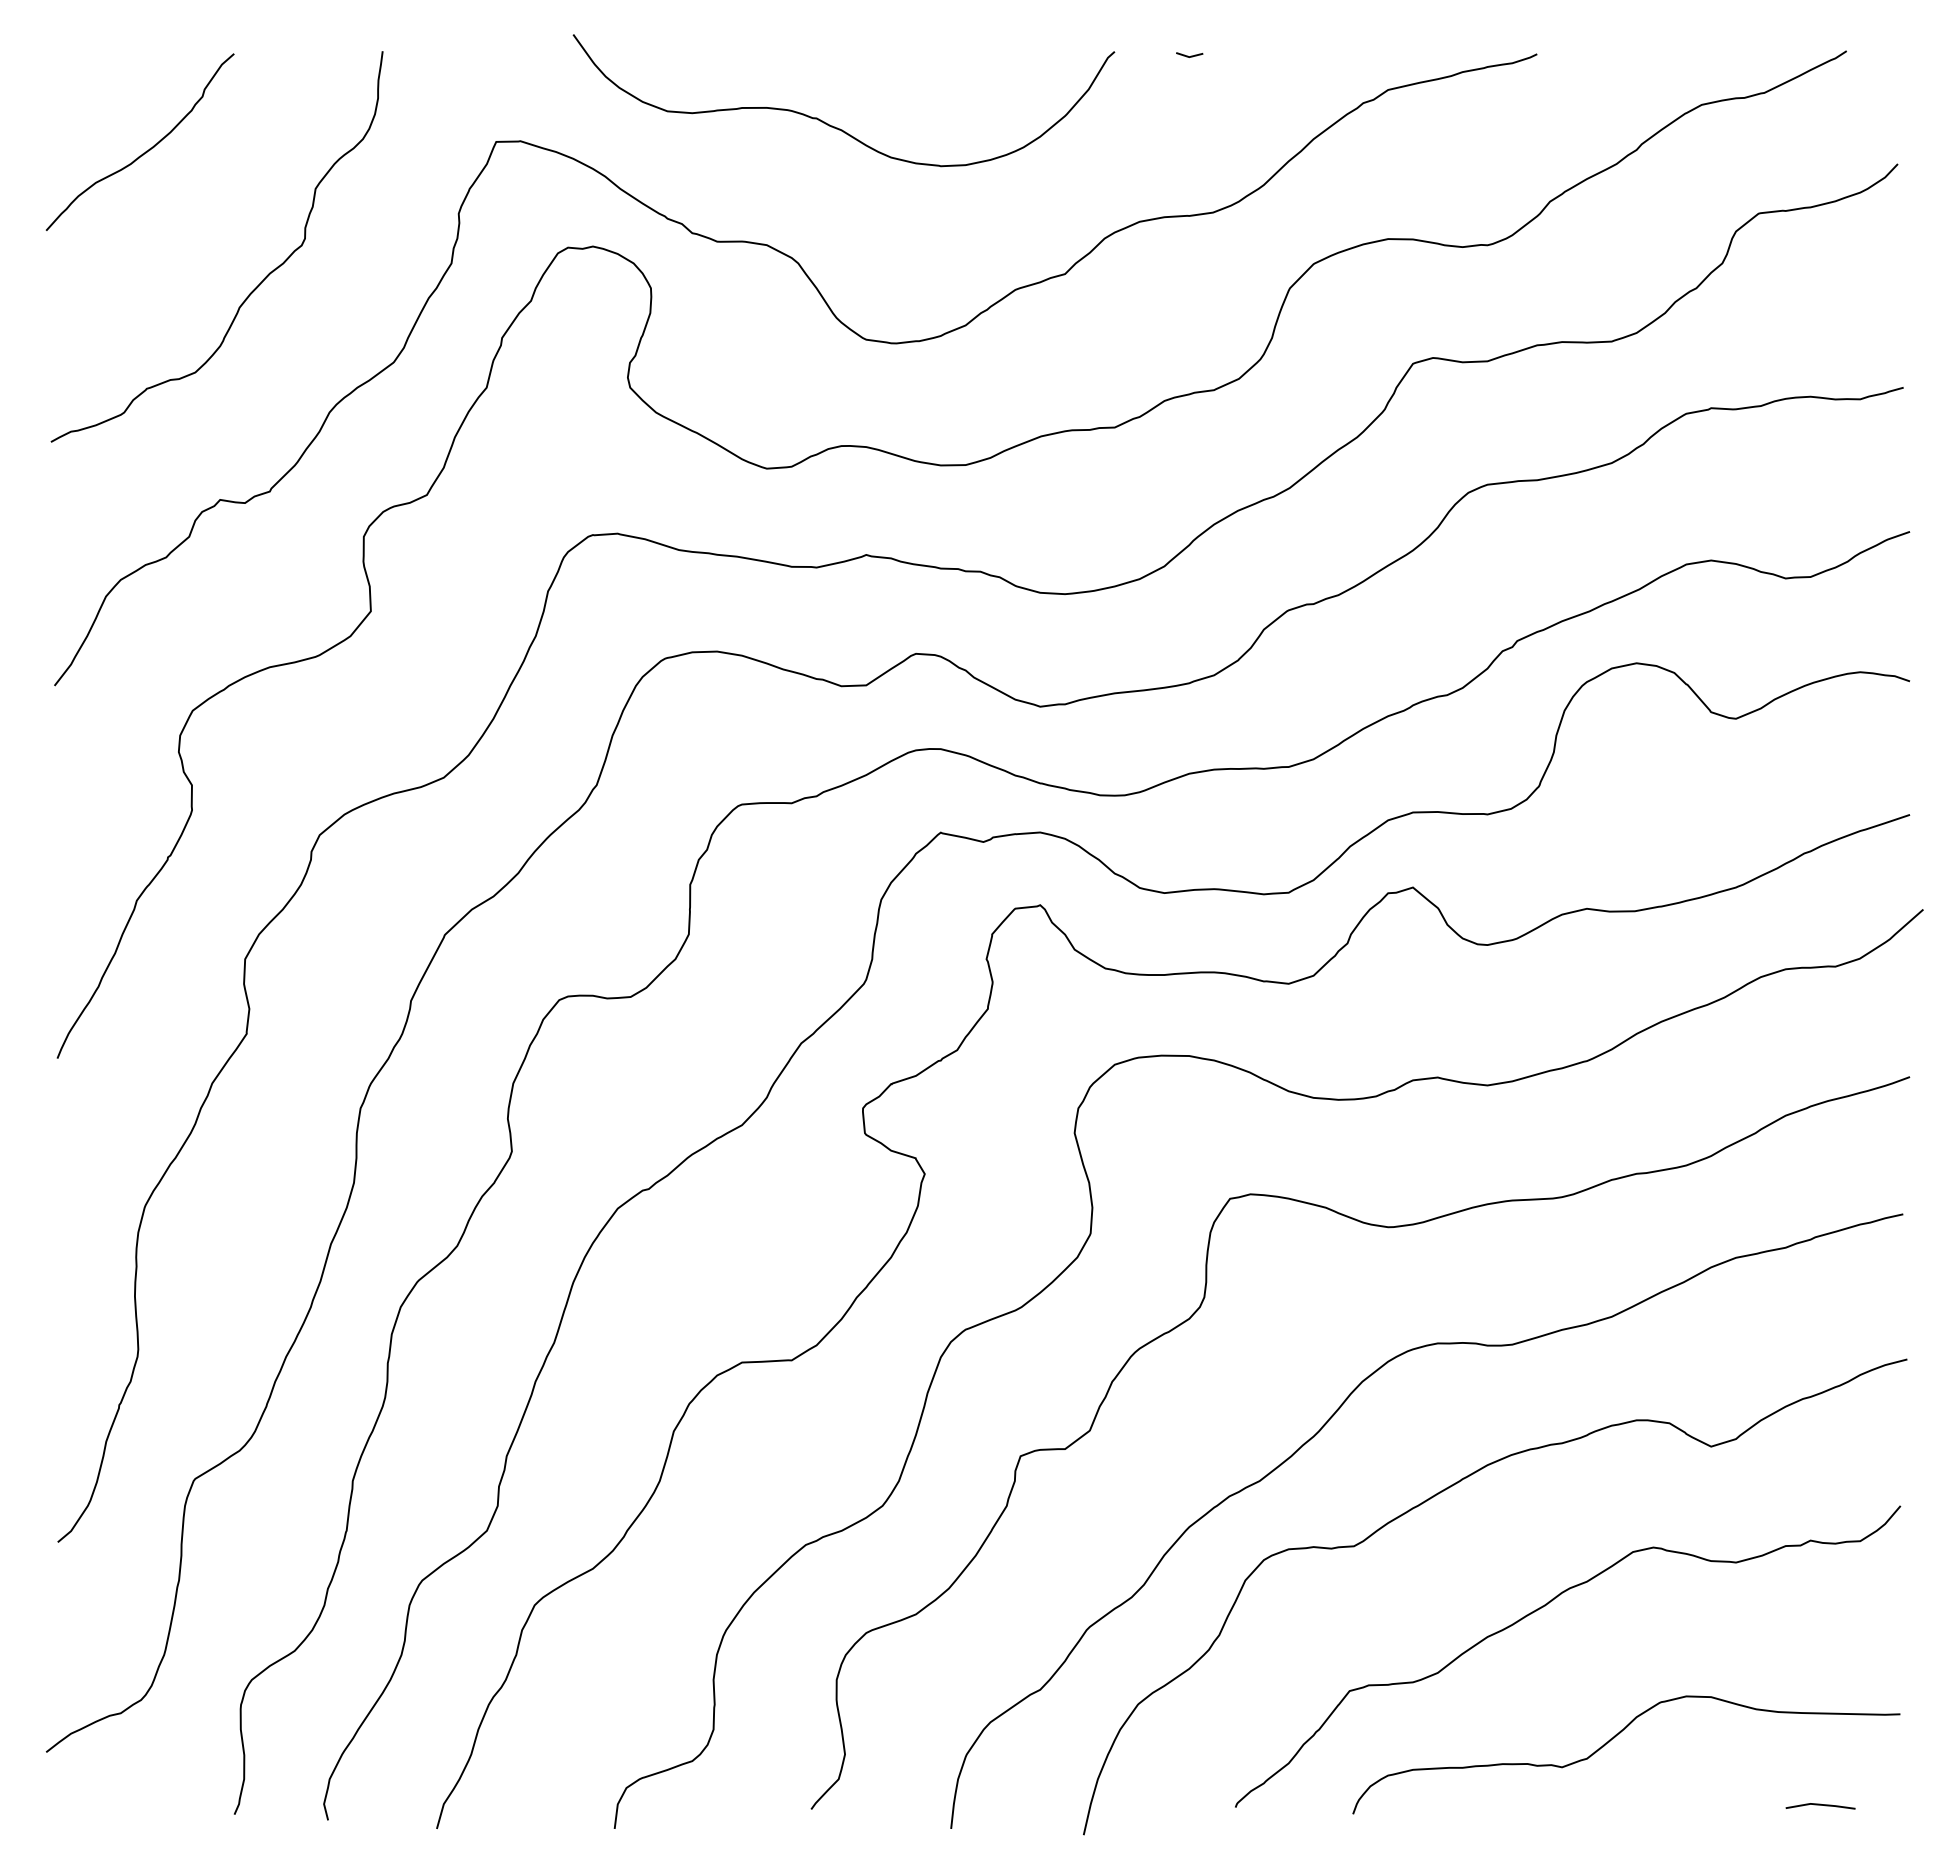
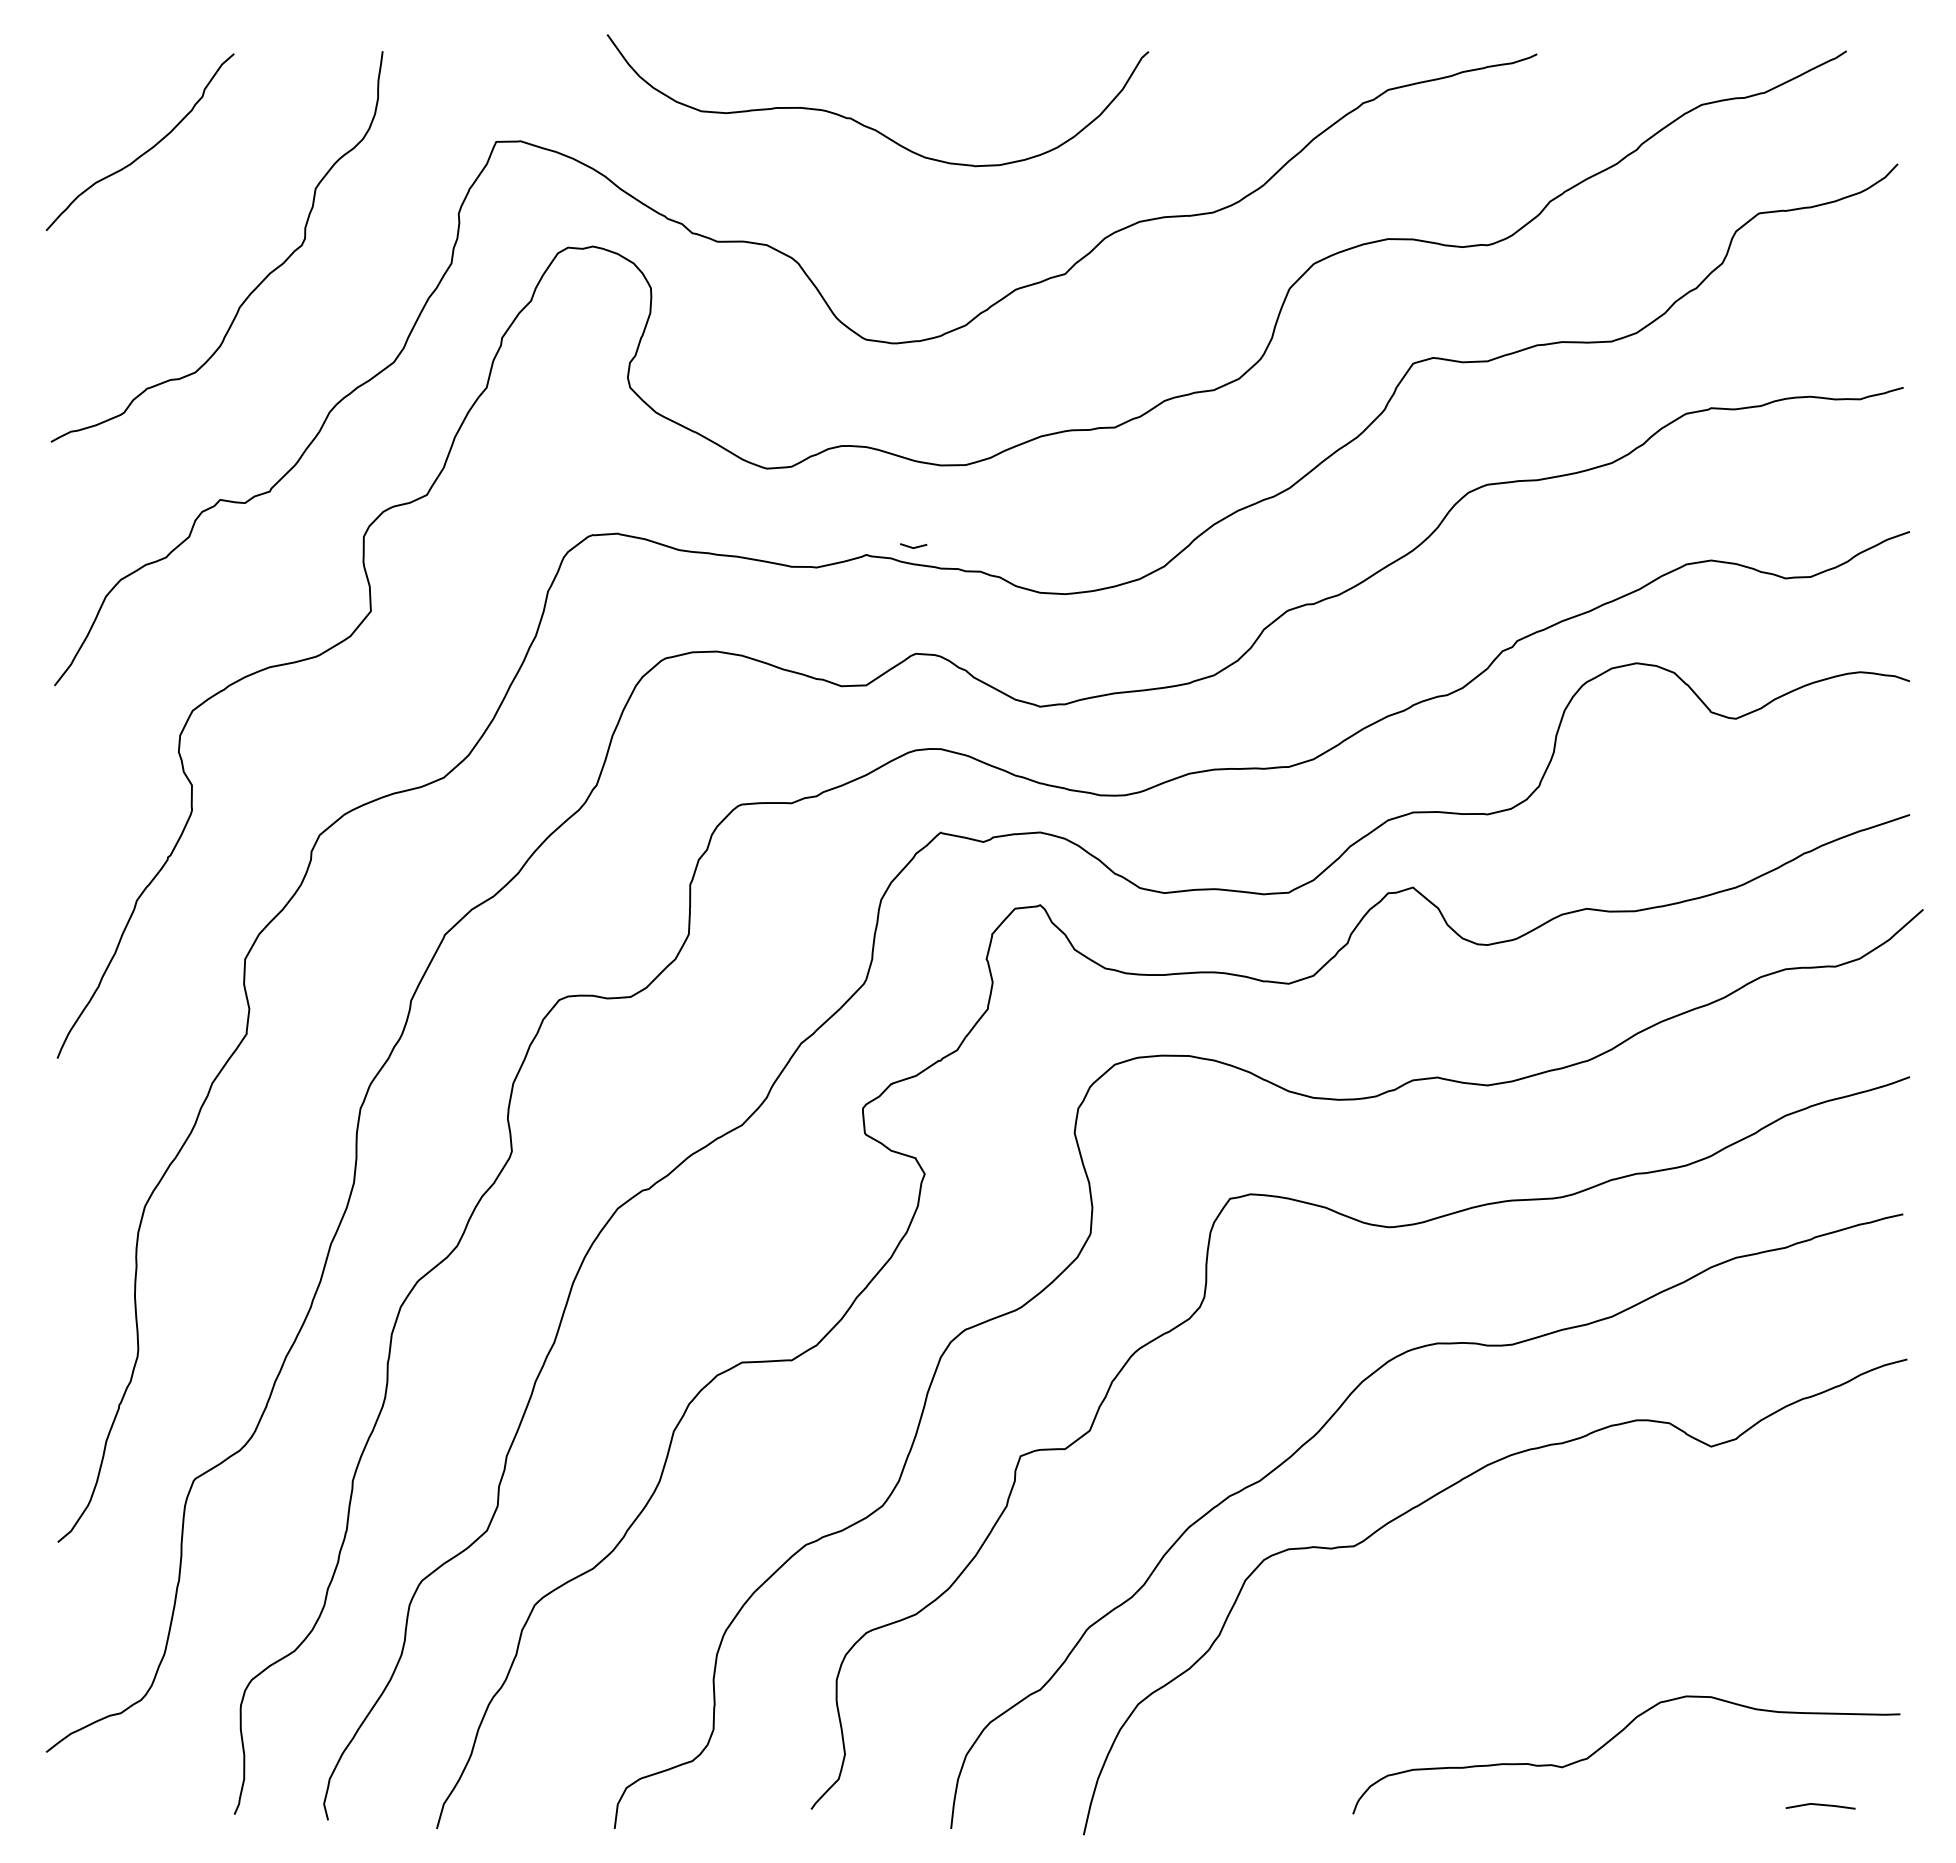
line position: (1189, 56) -> (913, 547) (913, 547)
curve position: (835, 126) -> (869, 126) (869, 126)
curve: present -> none (1540, 1609)
